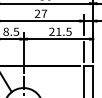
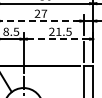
line: solid -> dashed (40, 21)
line: solid -> dashed (58, 39)
